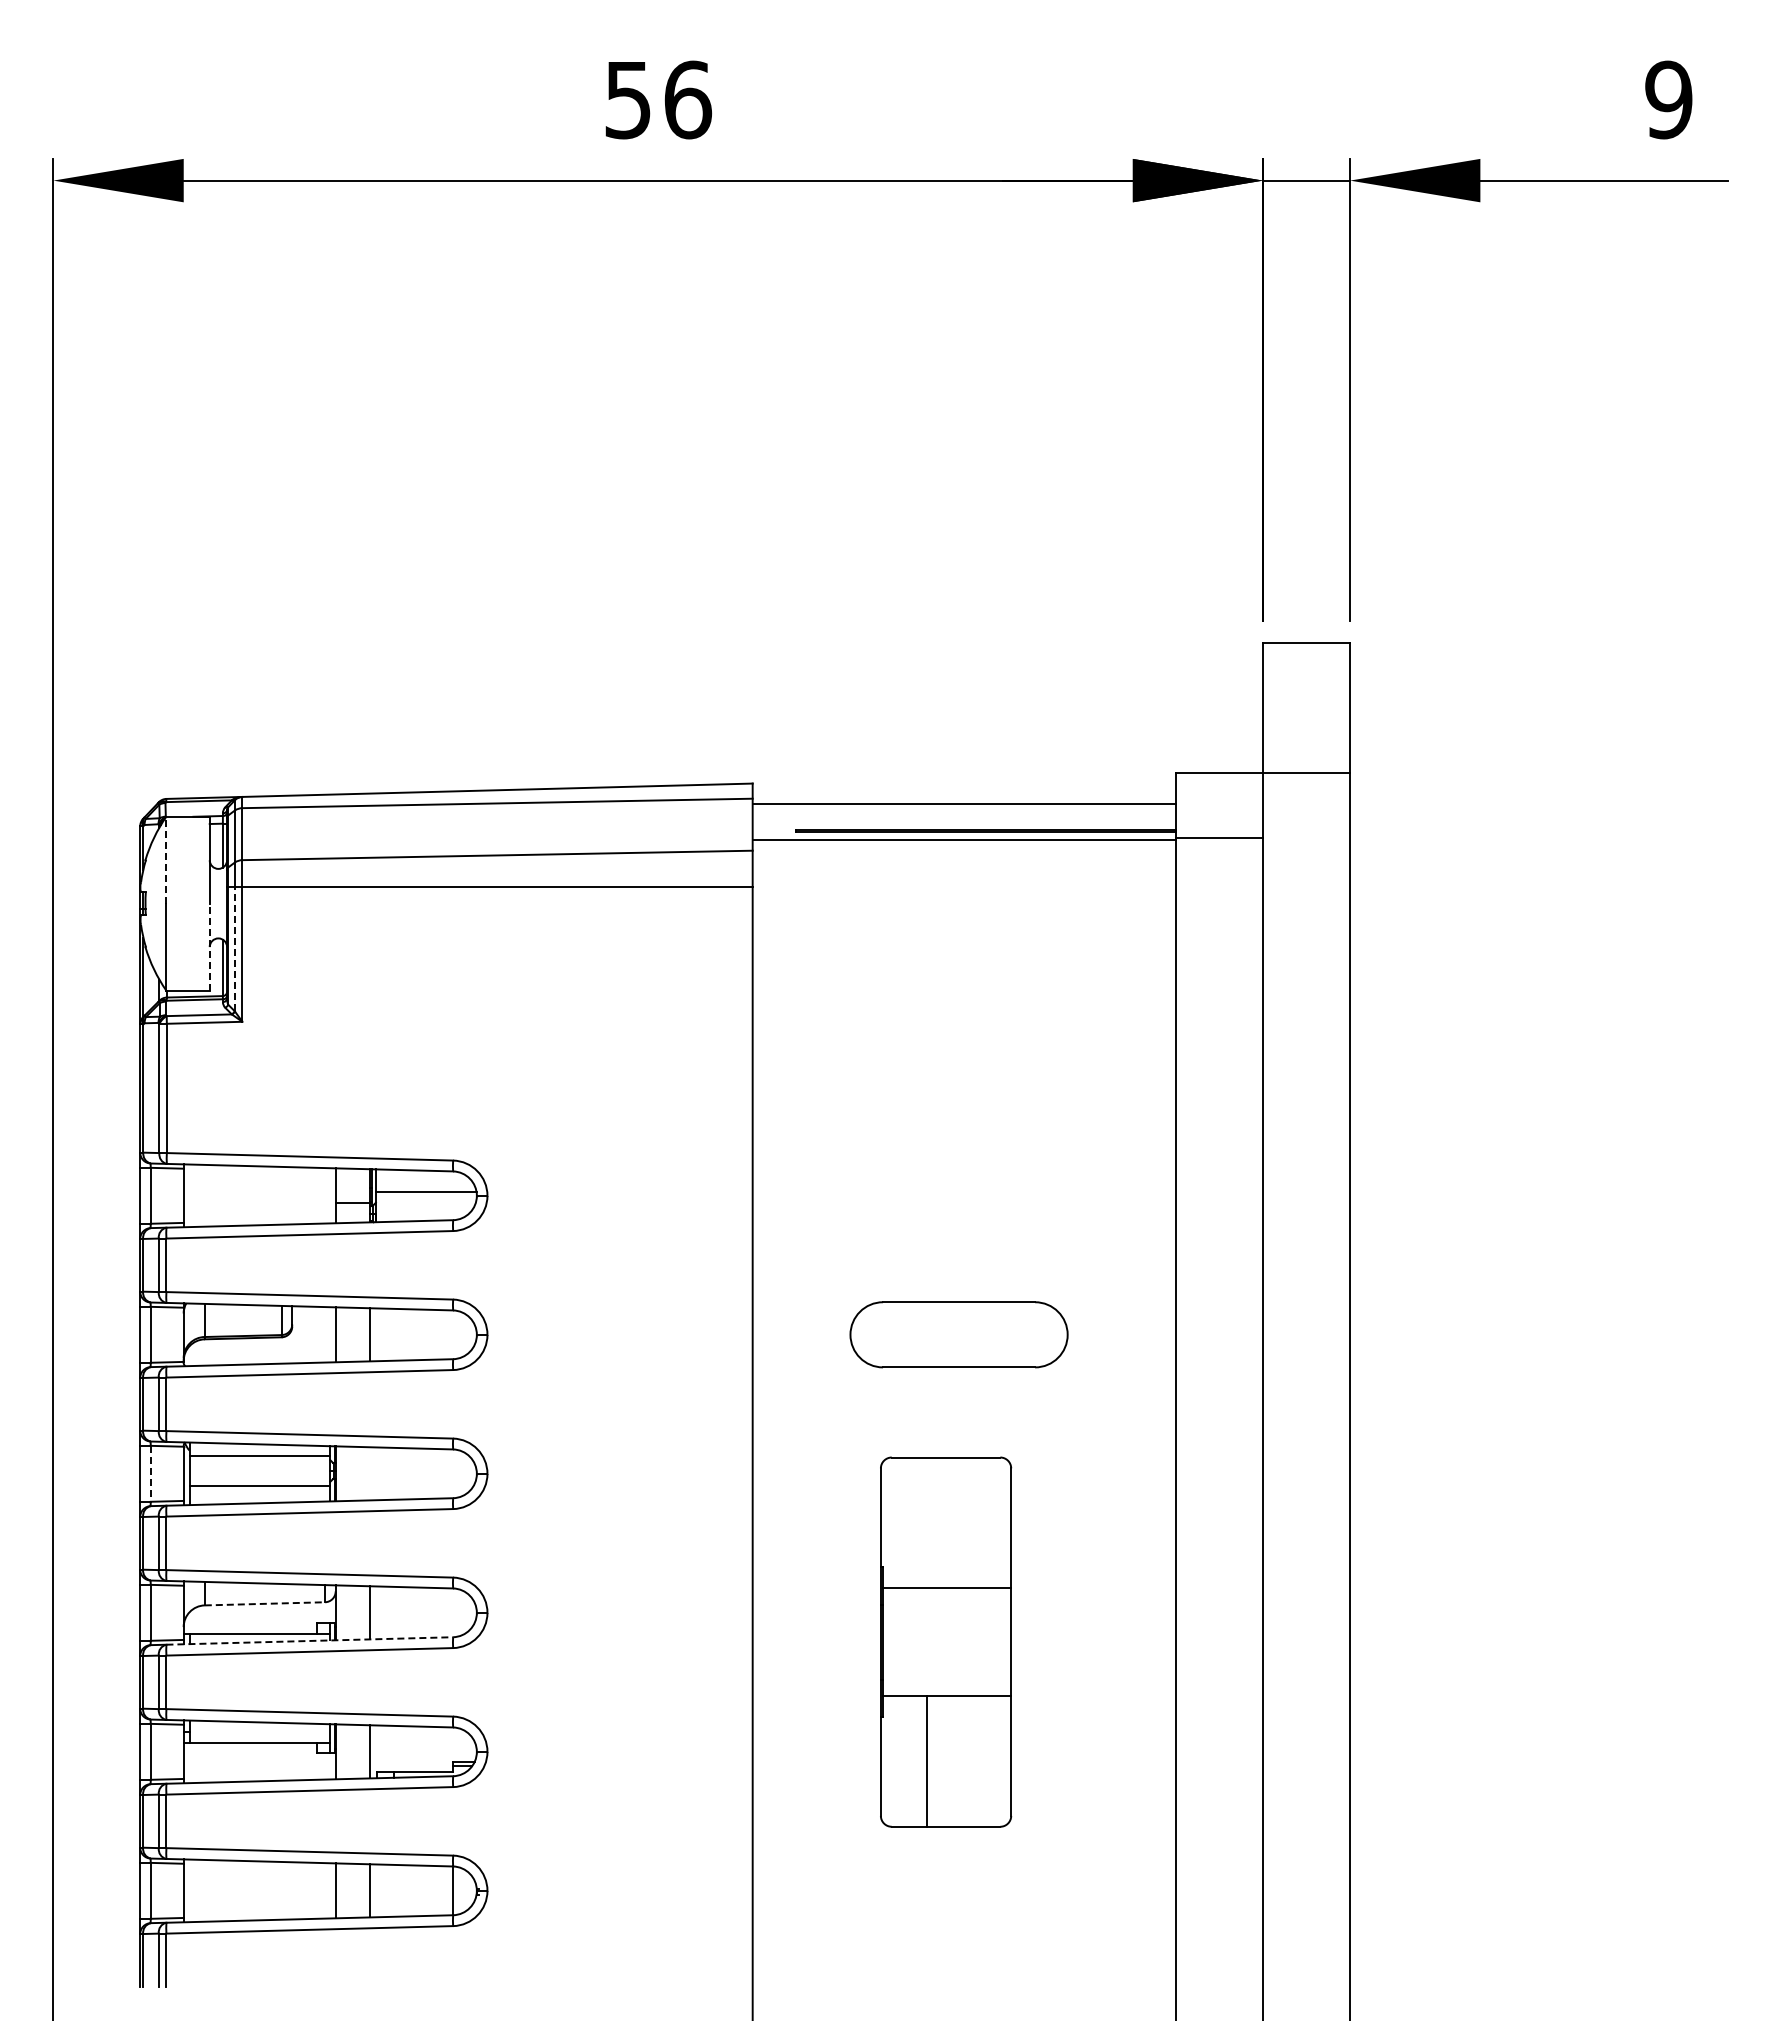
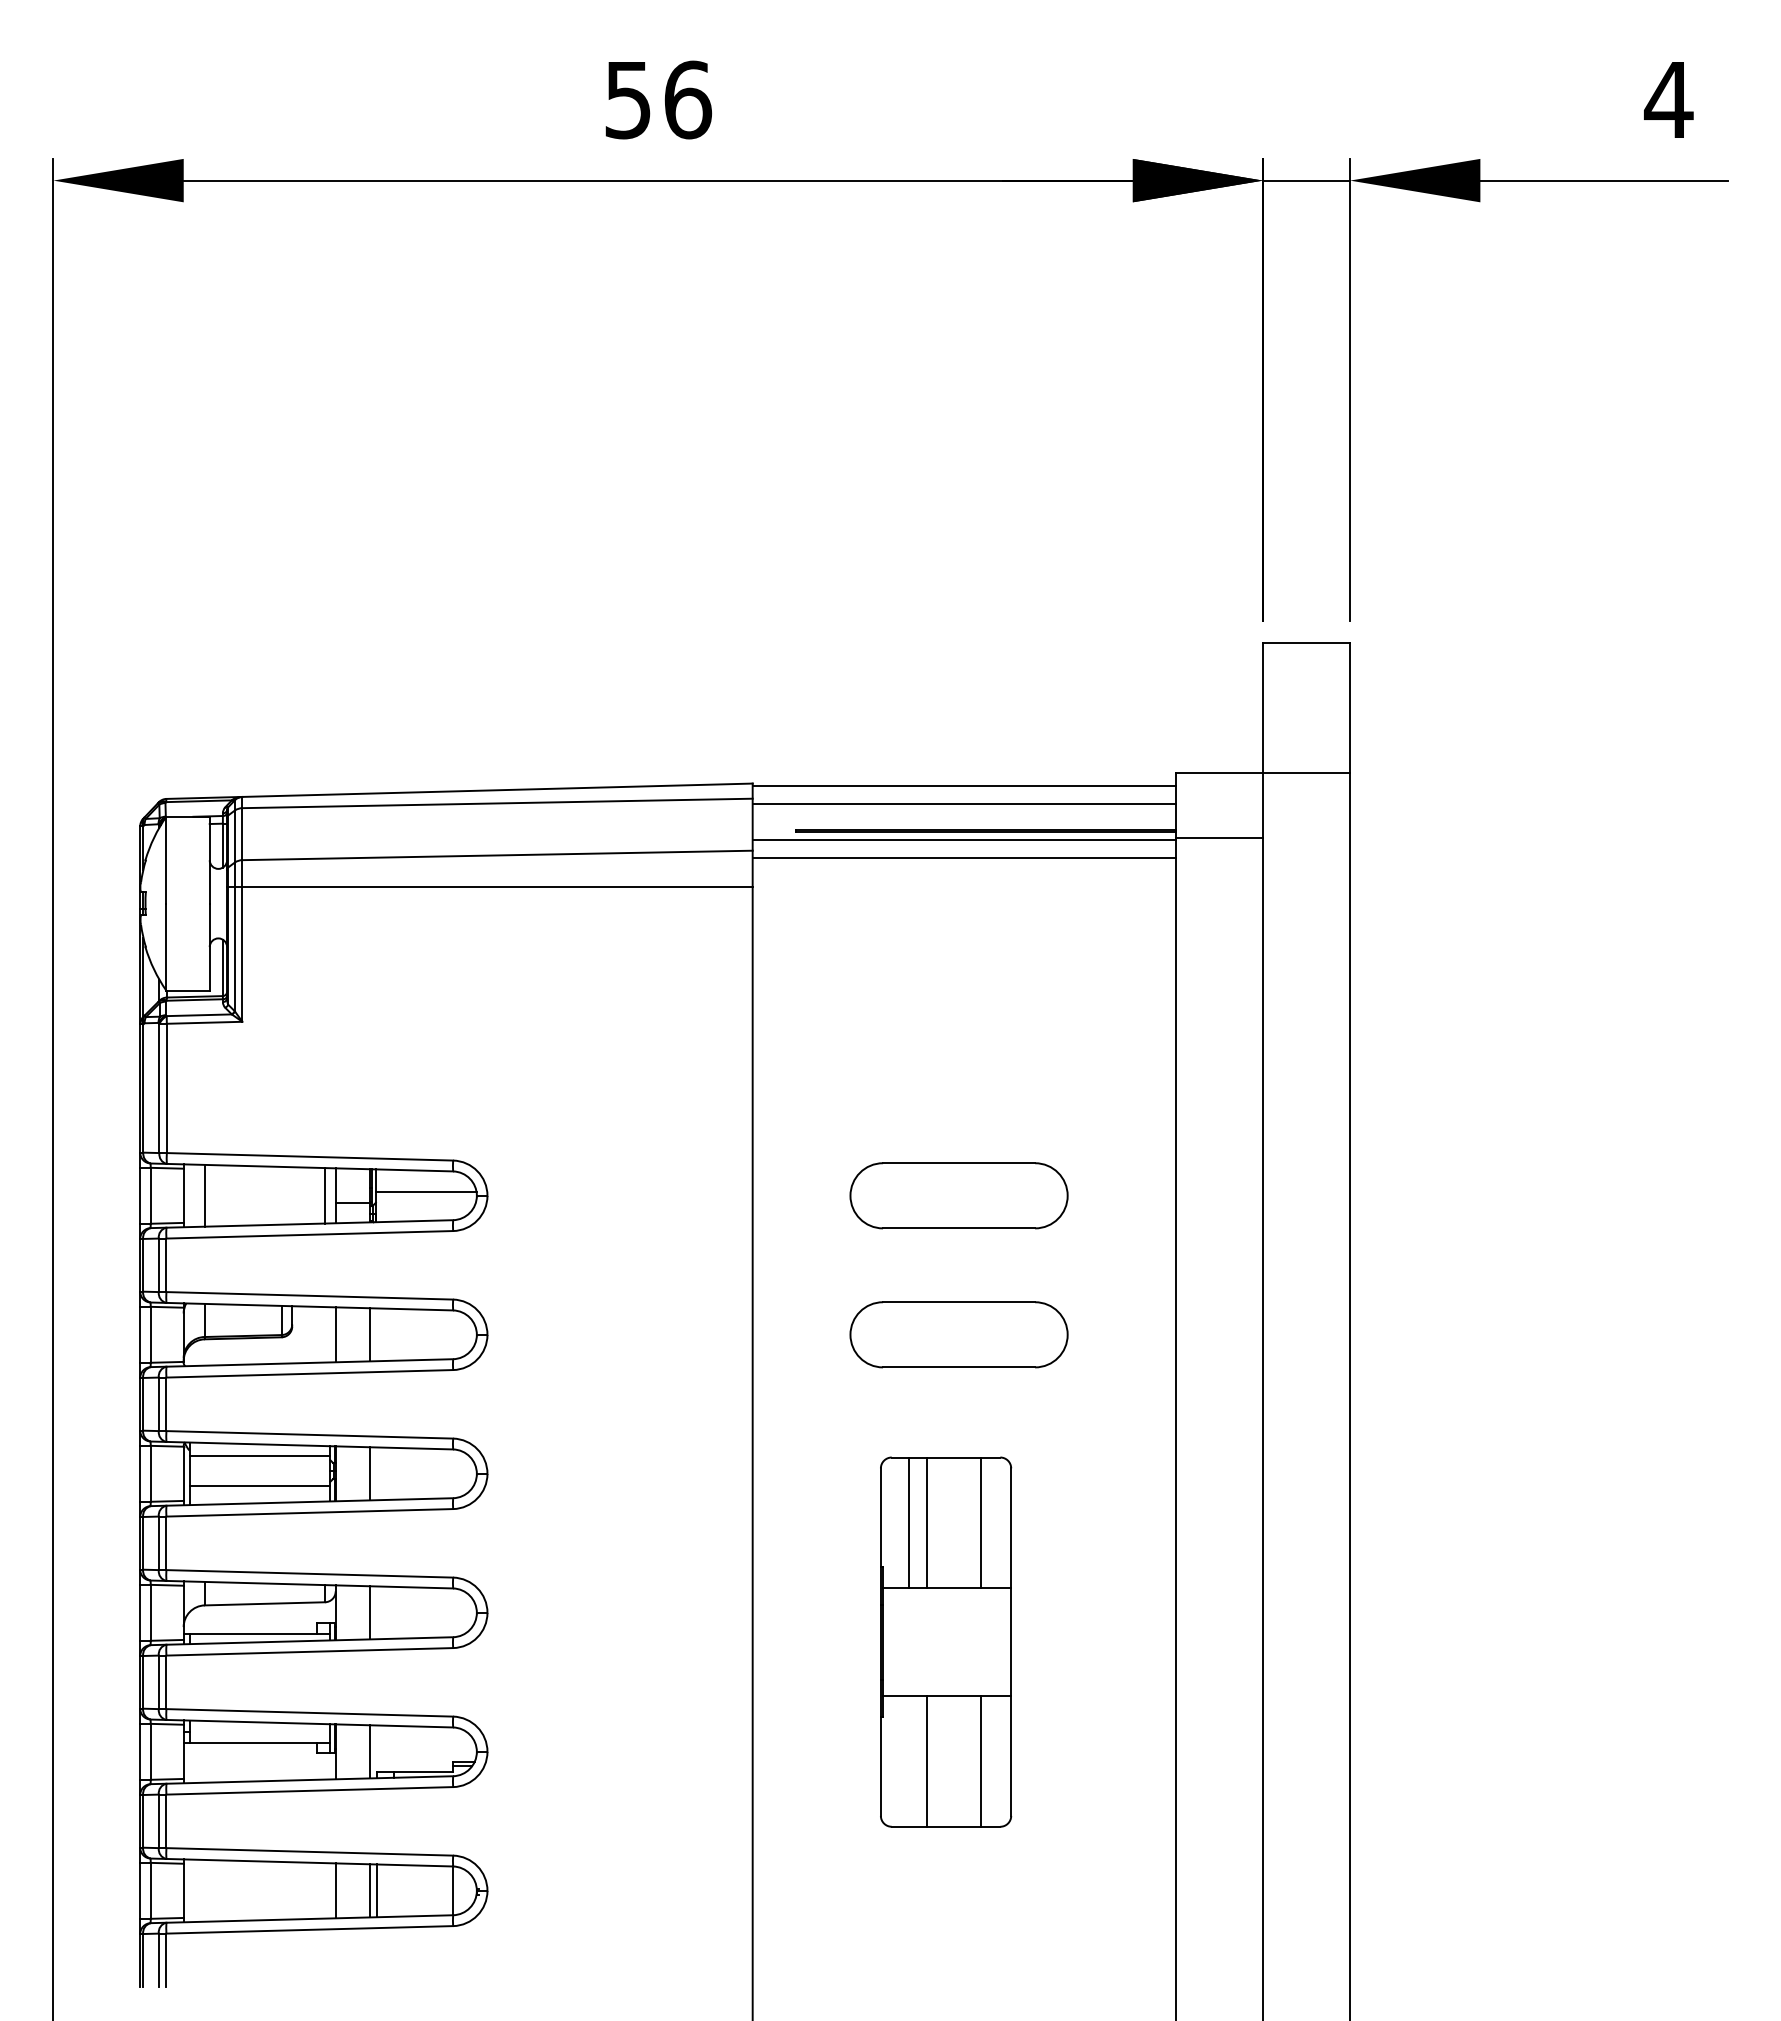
text: 9 -> 4 (1668, 99)
line: none -> present (964, 786)
line: none -> present (964, 858)
line: dashed -> solid (166, 859)
line: dashed -> solid (209, 946)
line: dashed -> solid (234, 948)
line: none -> present (204, 1195)
line: none -> present (325, 1195)
part: none -> present (958, 1195)
line: dashed -> solid (150, 1473)
line: none -> present (370, 1473)
line: none -> present (909, 1522)
line: none -> present (926, 1522)
line: none -> present (980, 1522)
line: dashed -> solid (265, 1603)
line: dashed -> solid (310, 1640)
line: none -> present (980, 1761)
line: none -> present (376, 1890)
